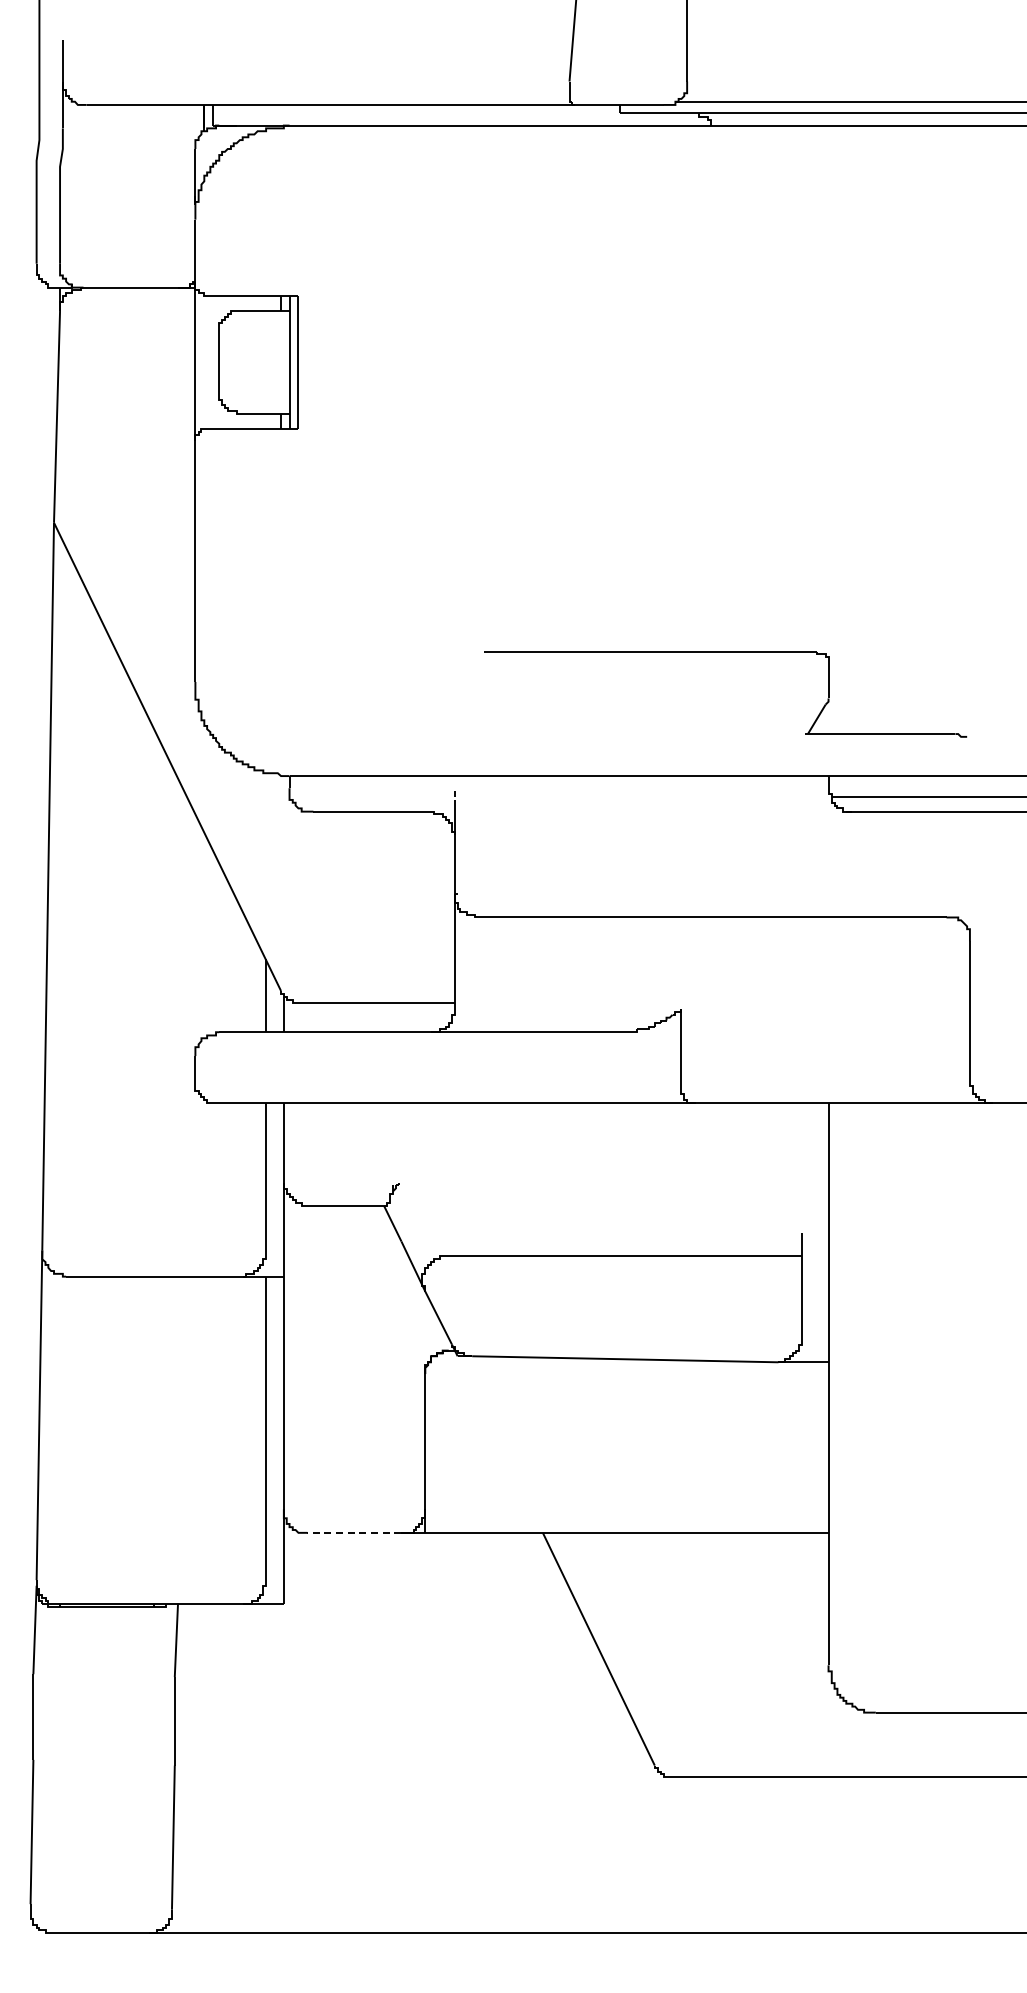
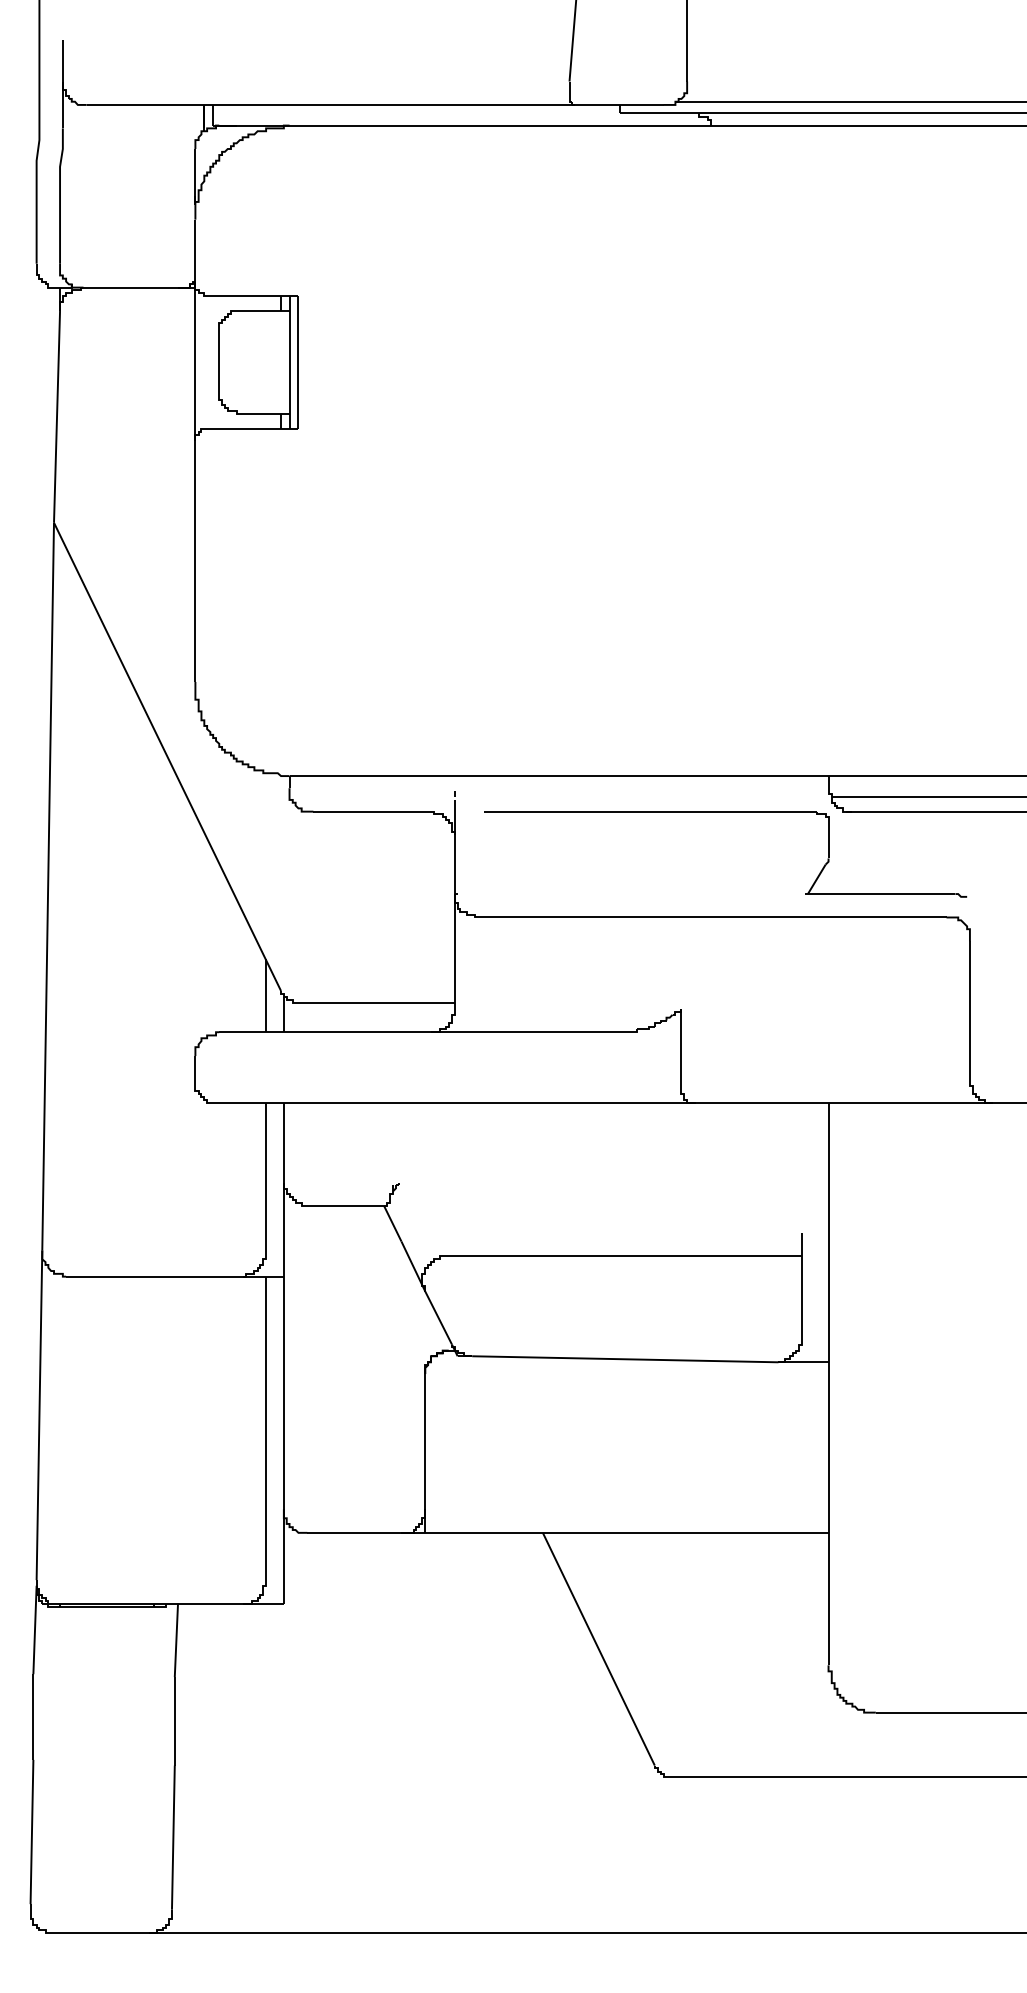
part position: (725, 652) -> (725, 812) (725, 812)
line: dashed -> solid (353, 1532)
